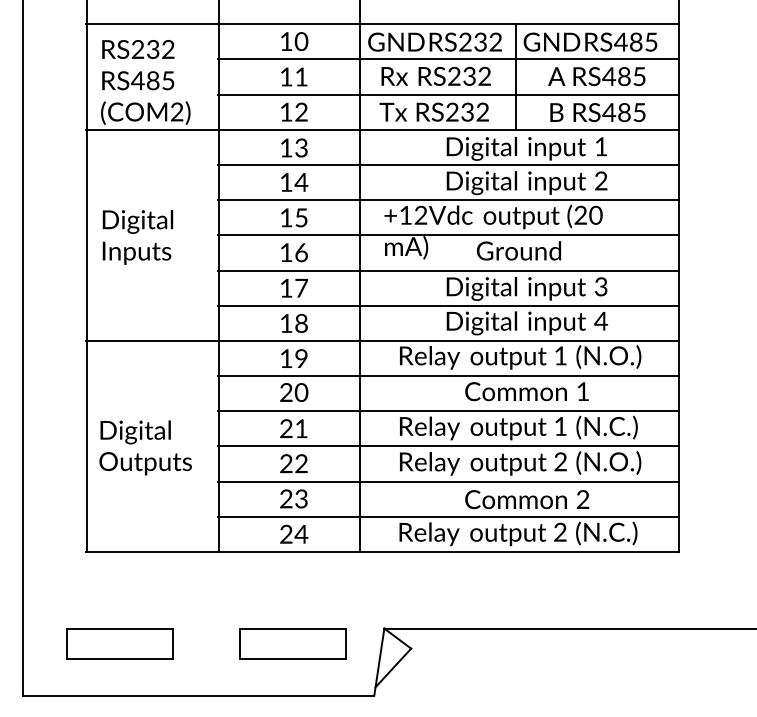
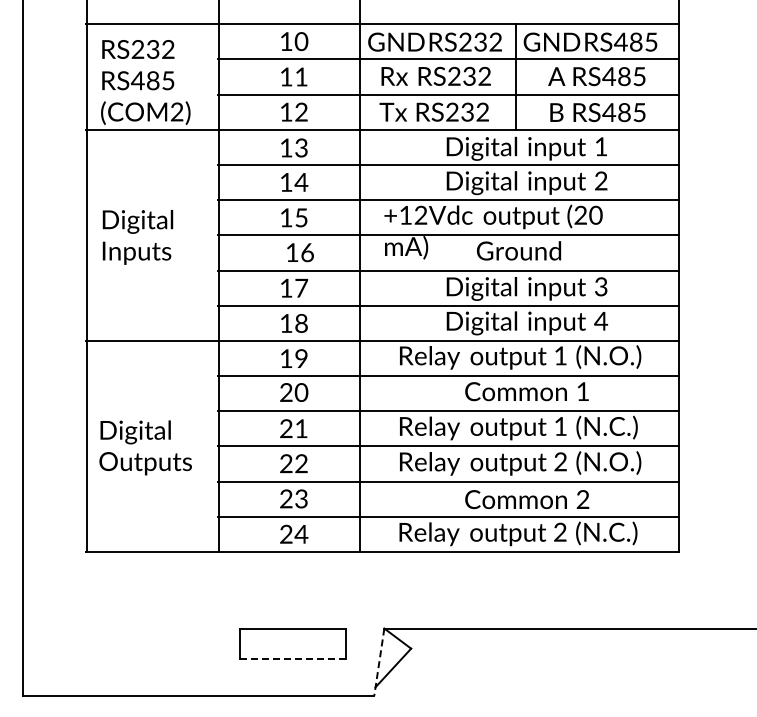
text position: (294, 252) -> (300, 252) (300, 252)
part: present -> none (119, 643)
line: solid -> dashed (292, 659)
line: solid -> dashed (379, 662)
